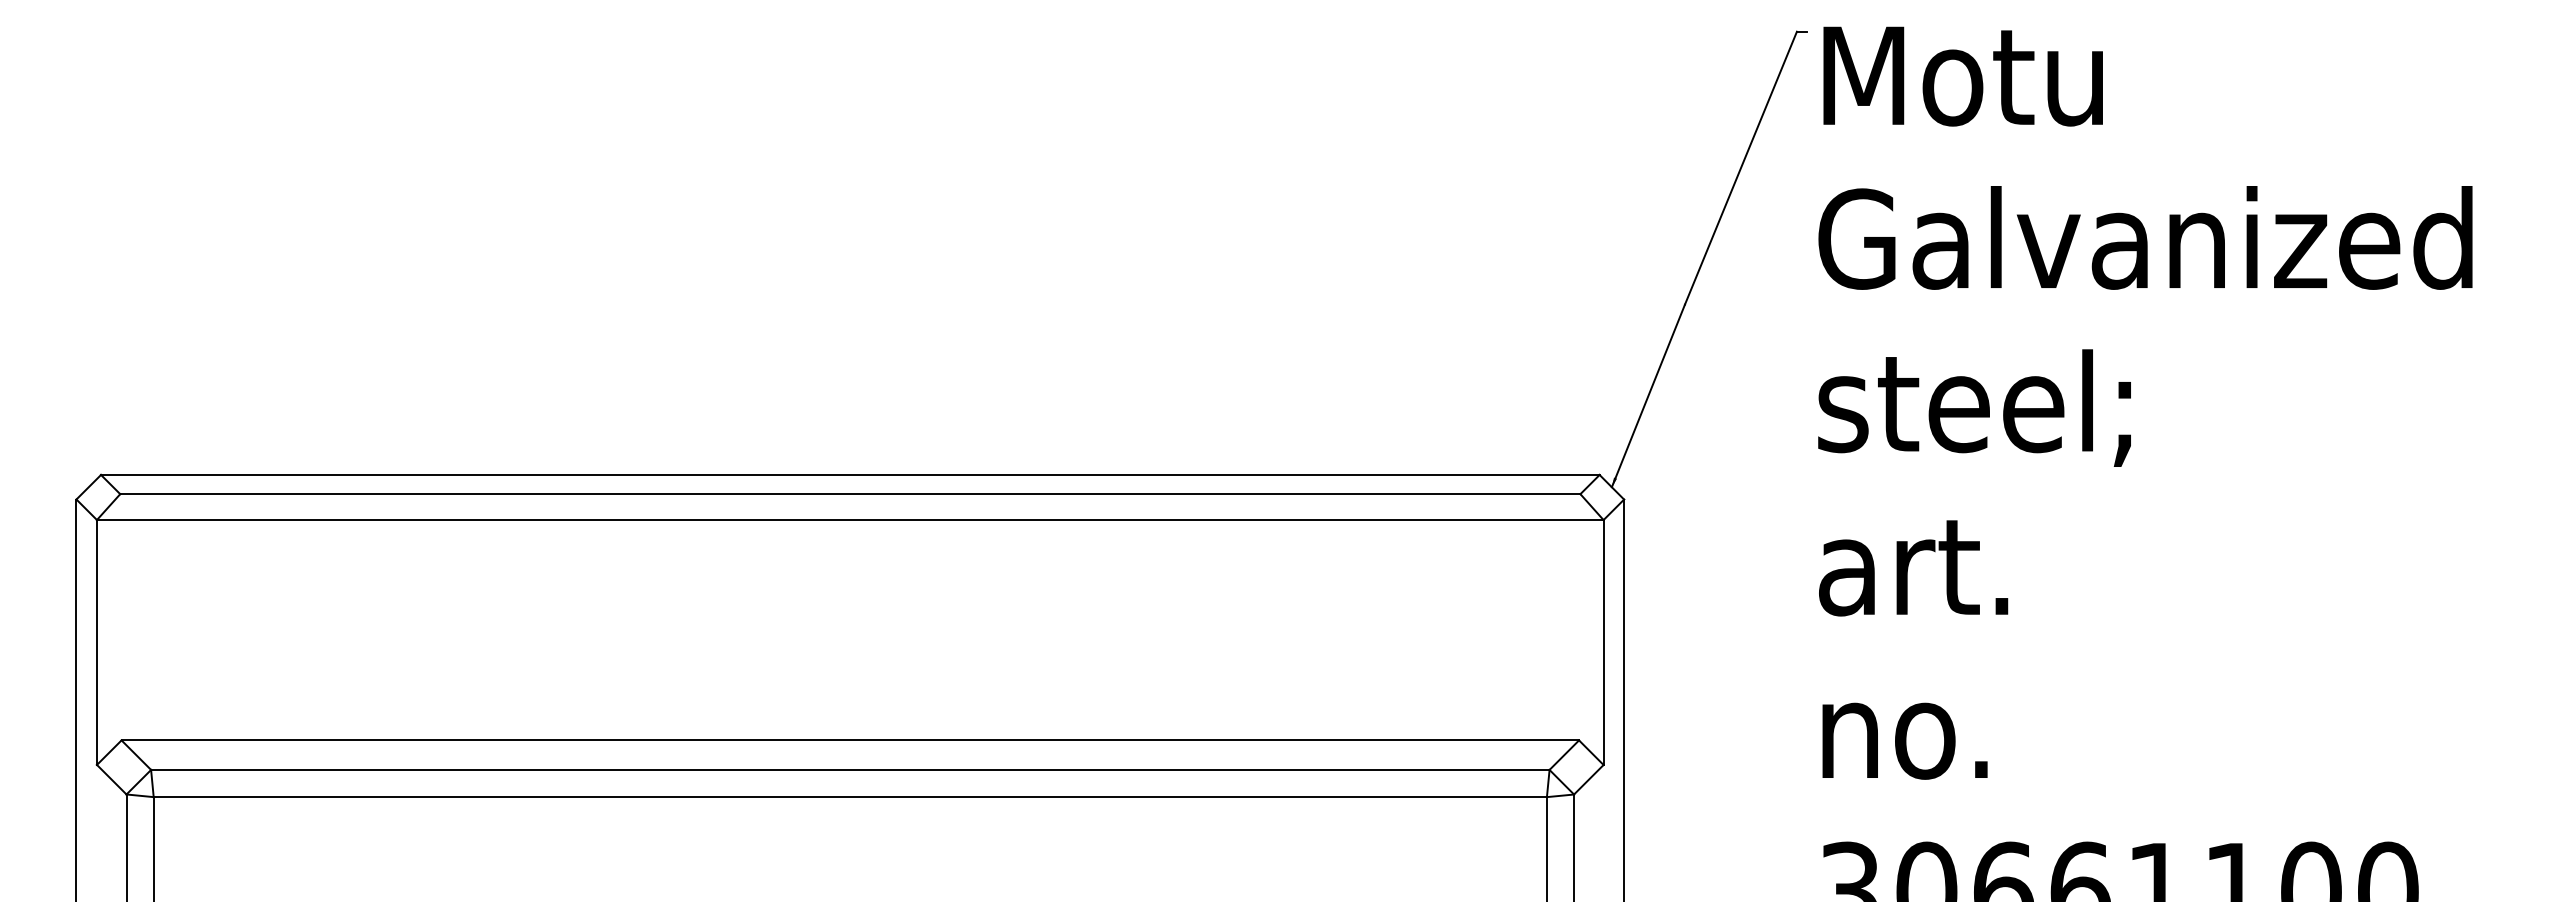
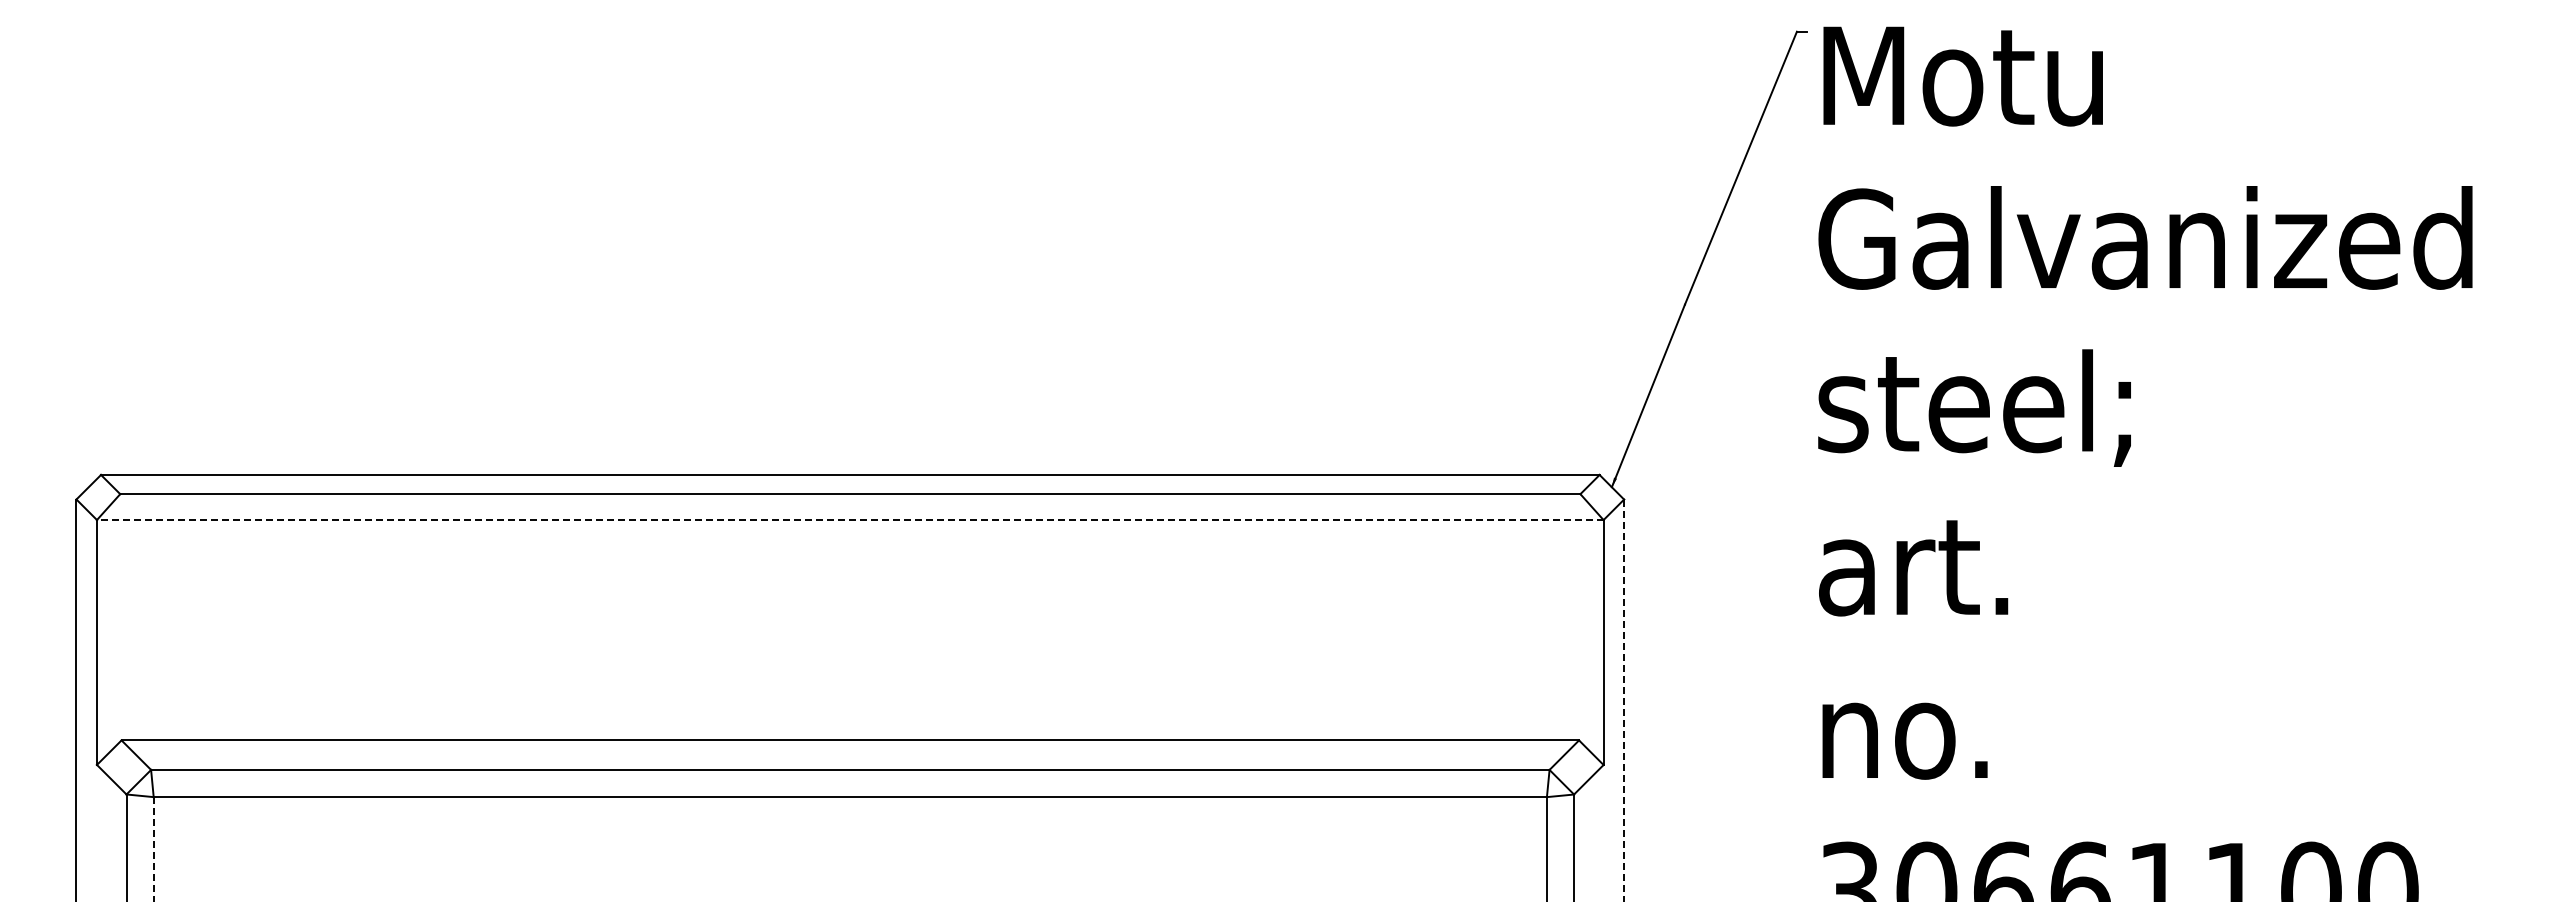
line: solid -> dashed (849, 519)
line: solid -> dashed (1624, 700)
line: solid -> dashed (153, 849)
